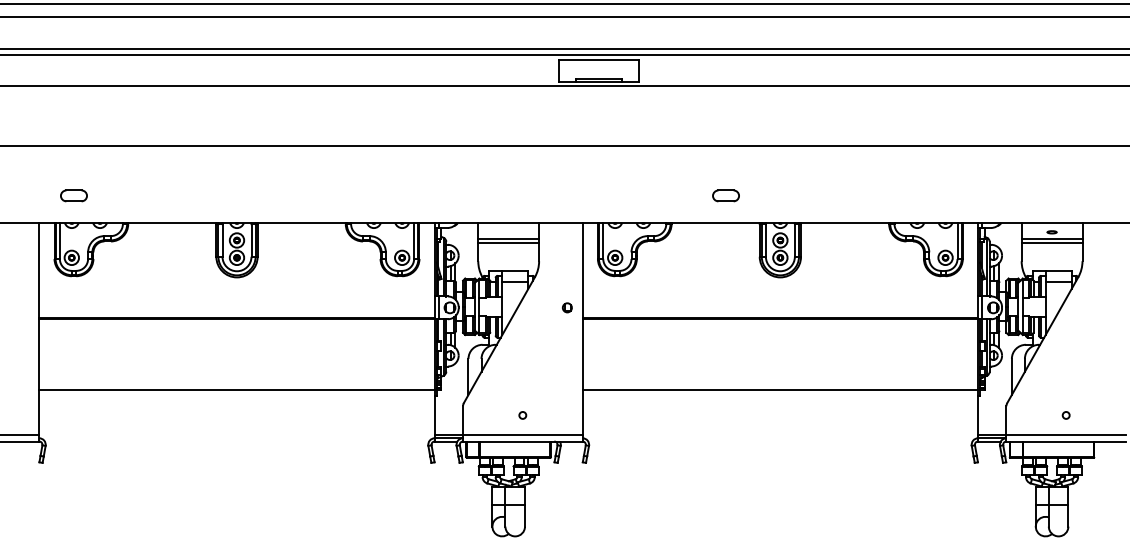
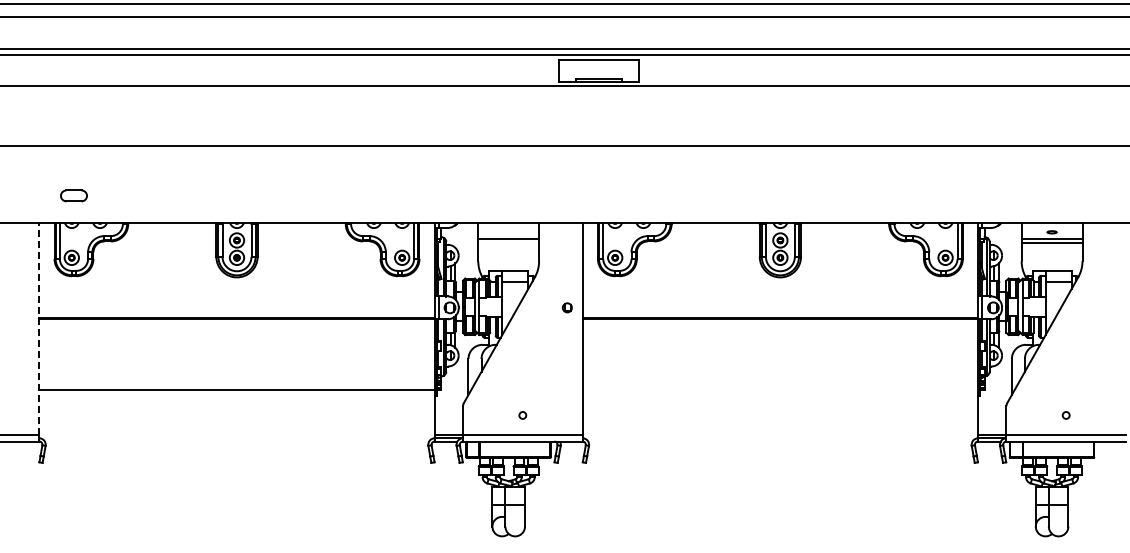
part: present -> none (725, 195)
line: present -> none (508, 243)
line: solid -> dashed (39, 329)
line: present -> none (780, 390)
